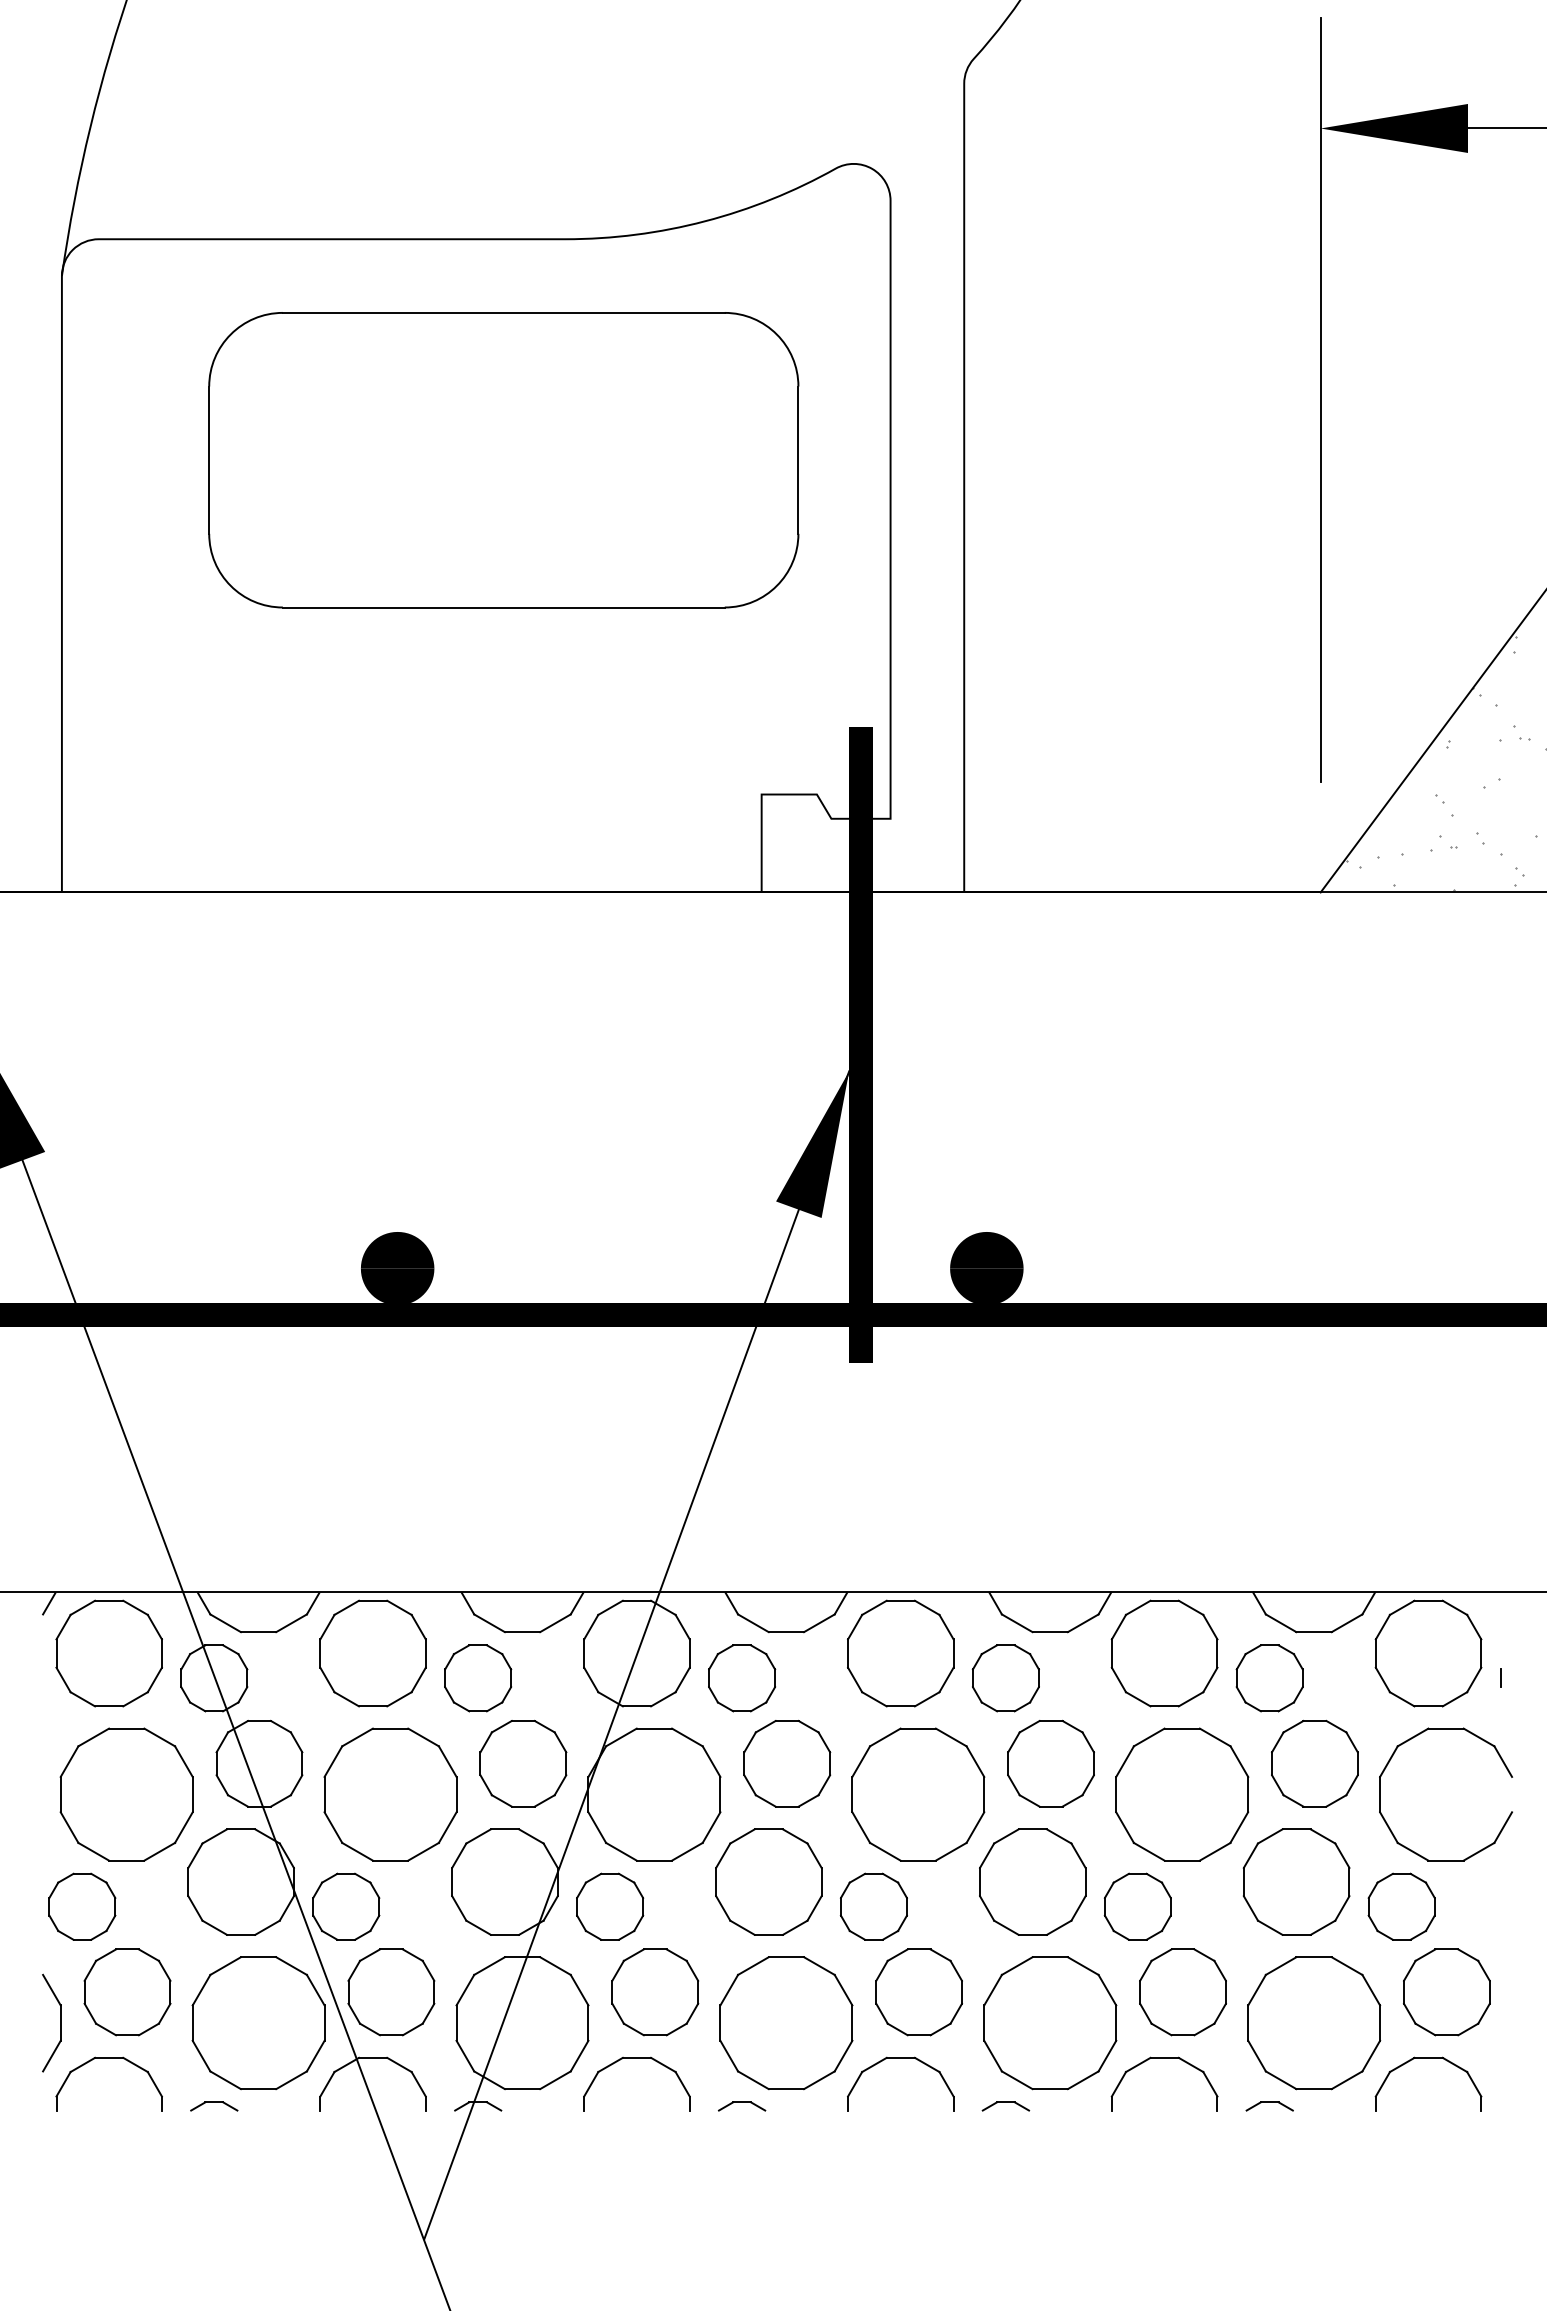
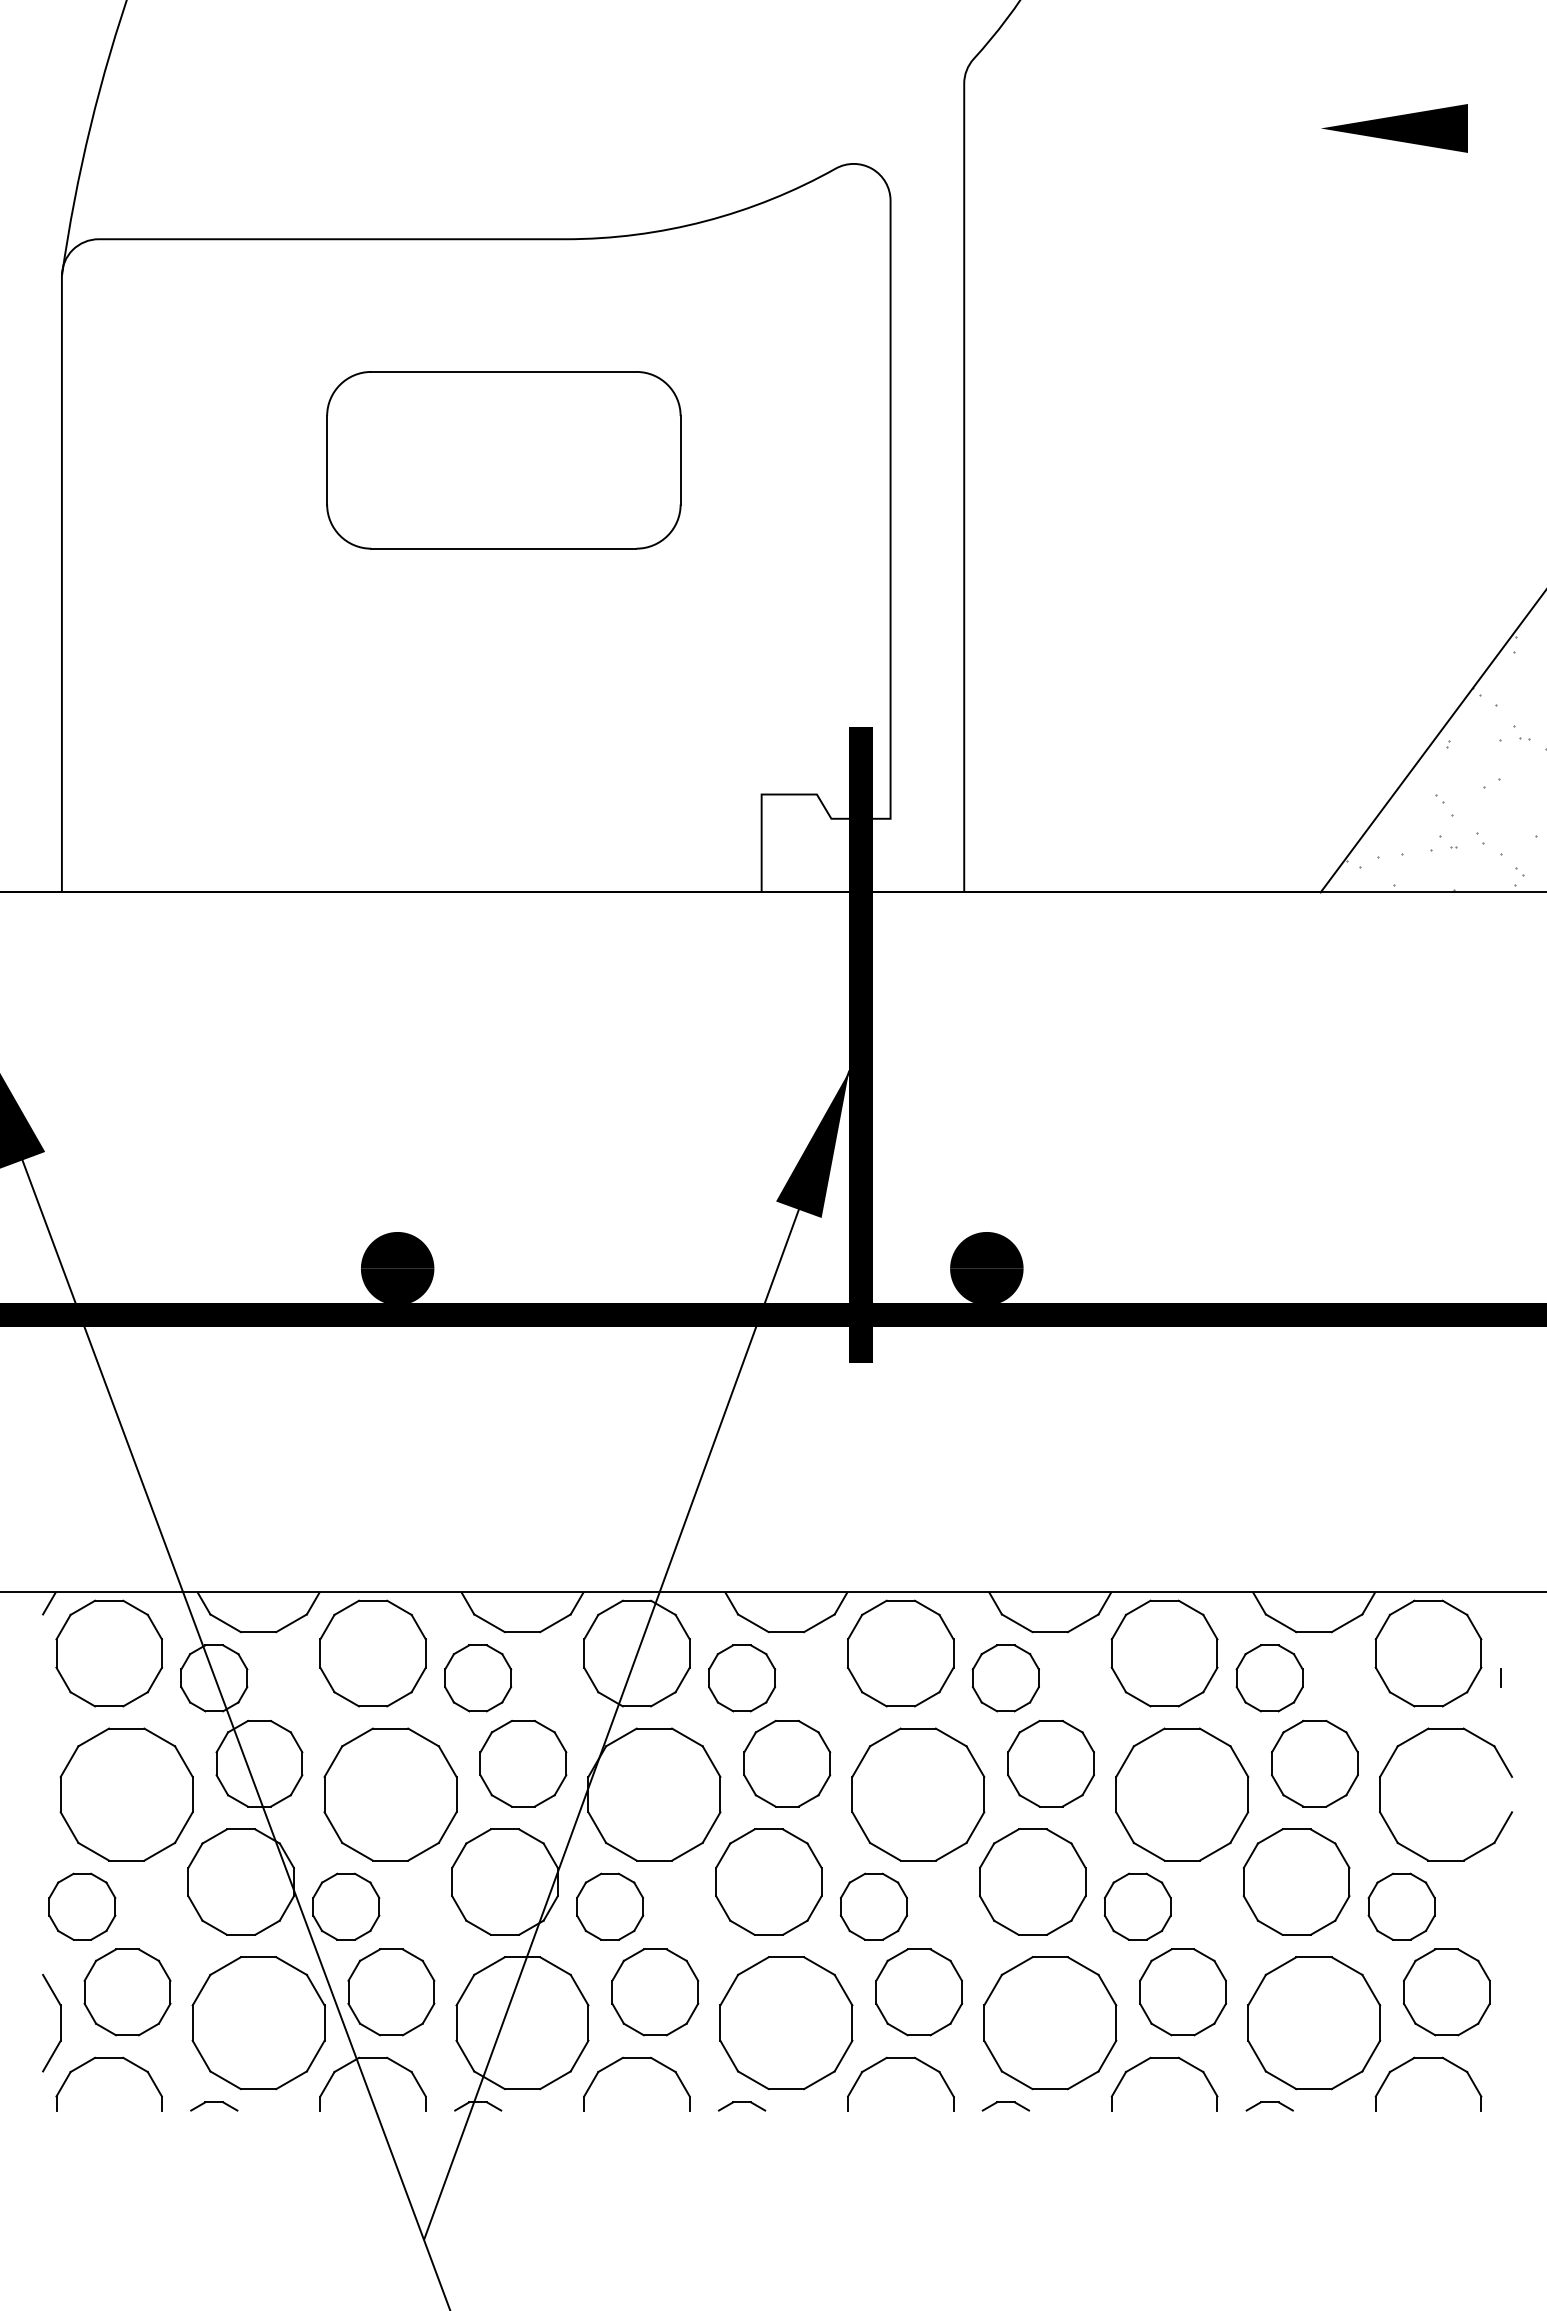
line: present -> none (1505, 128)
line: present -> none (1320, 399)
part size: 592x297 px -> 356x179 px (503, 460)
